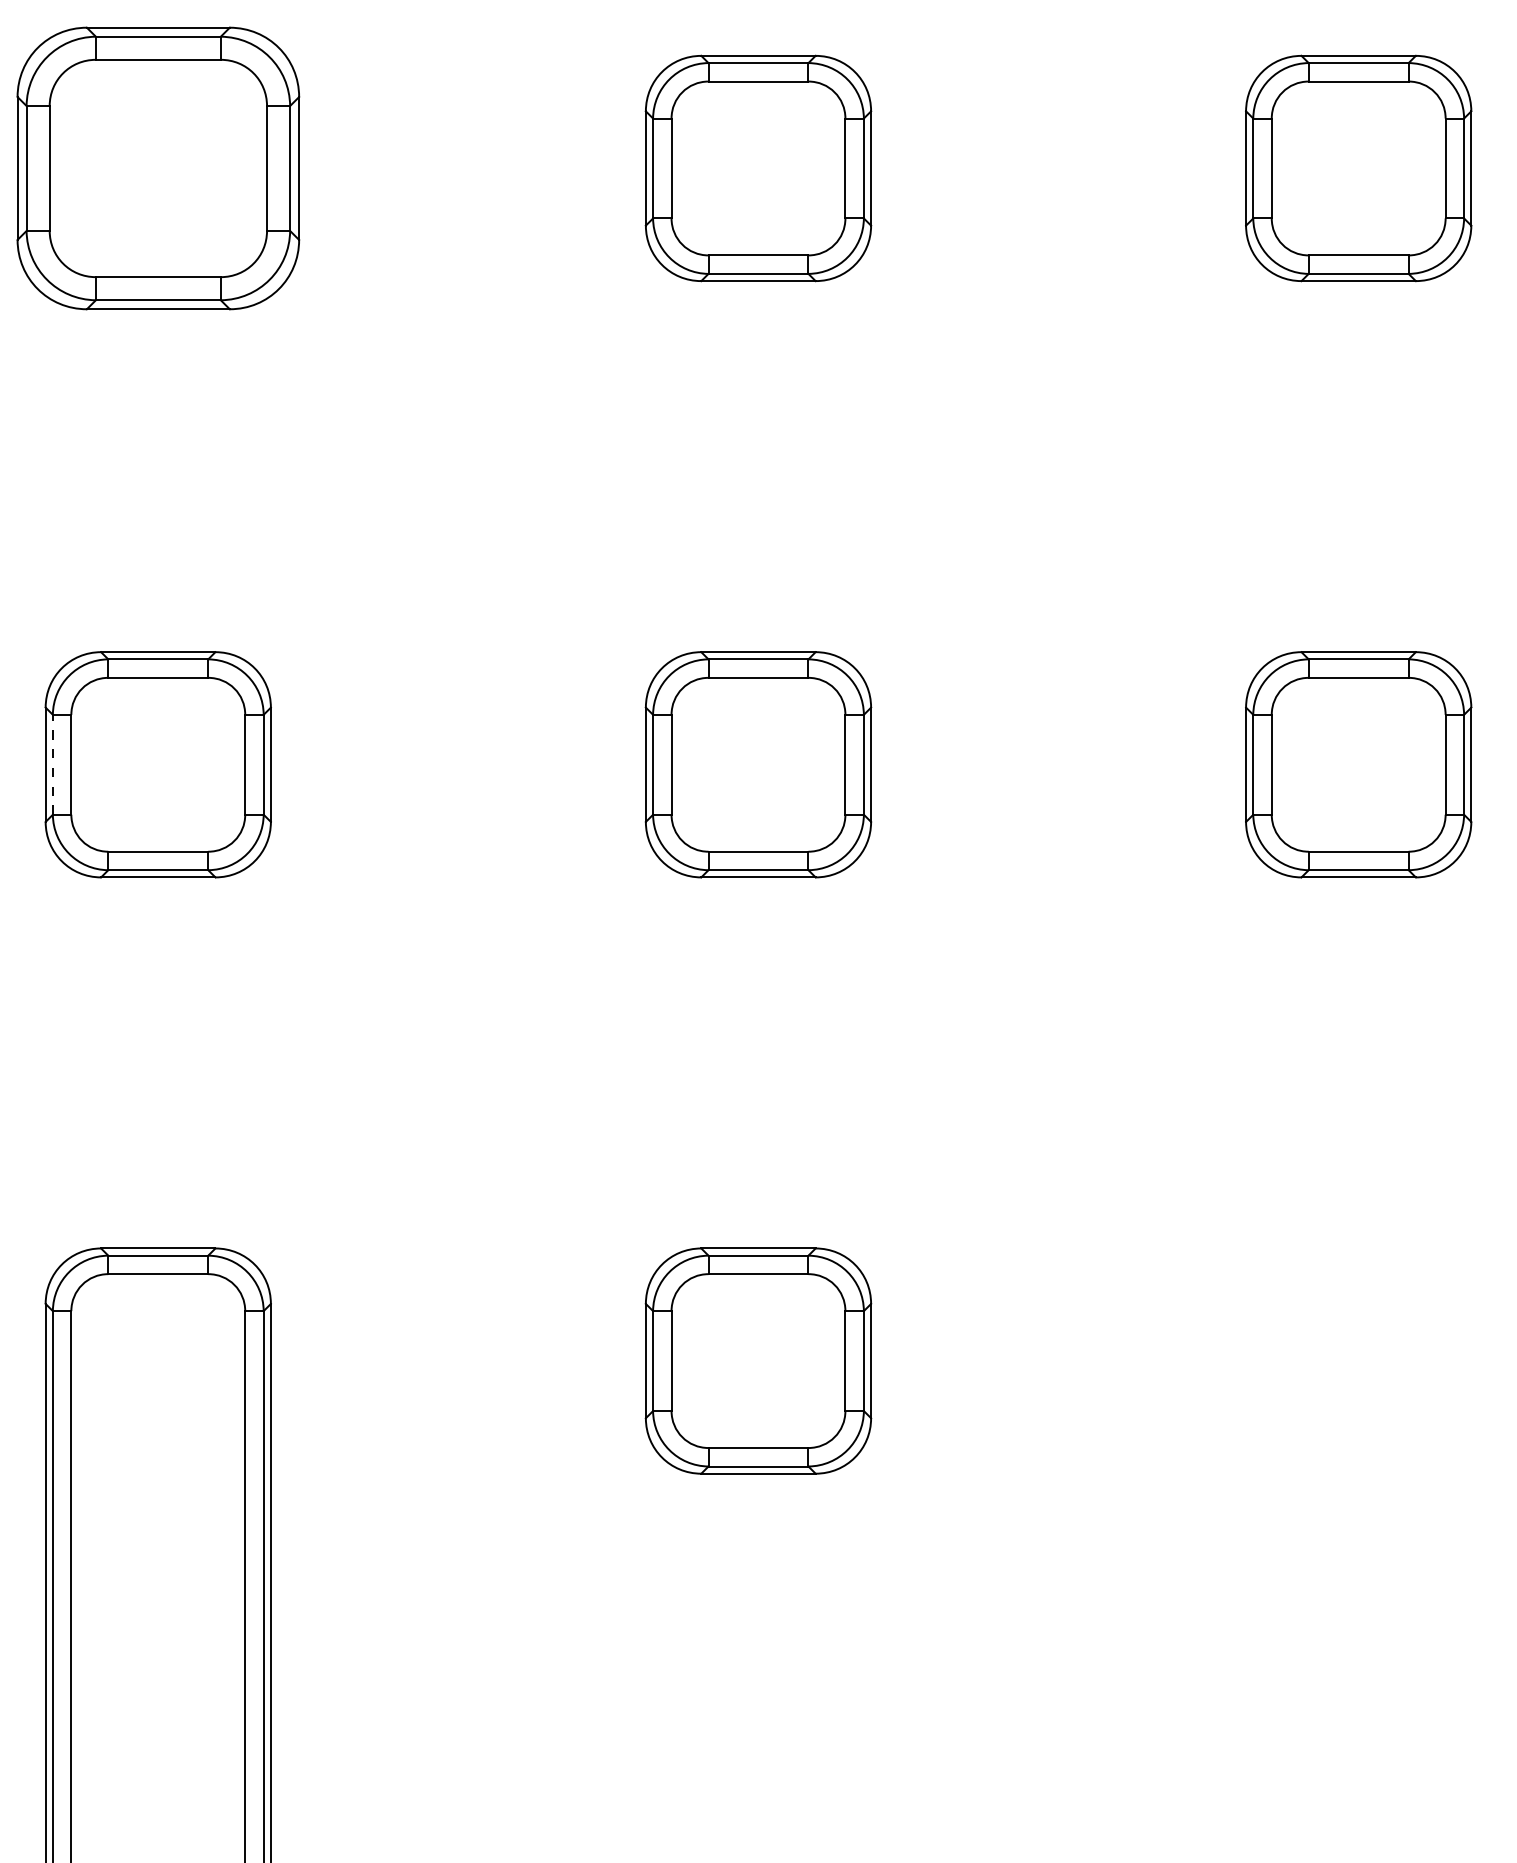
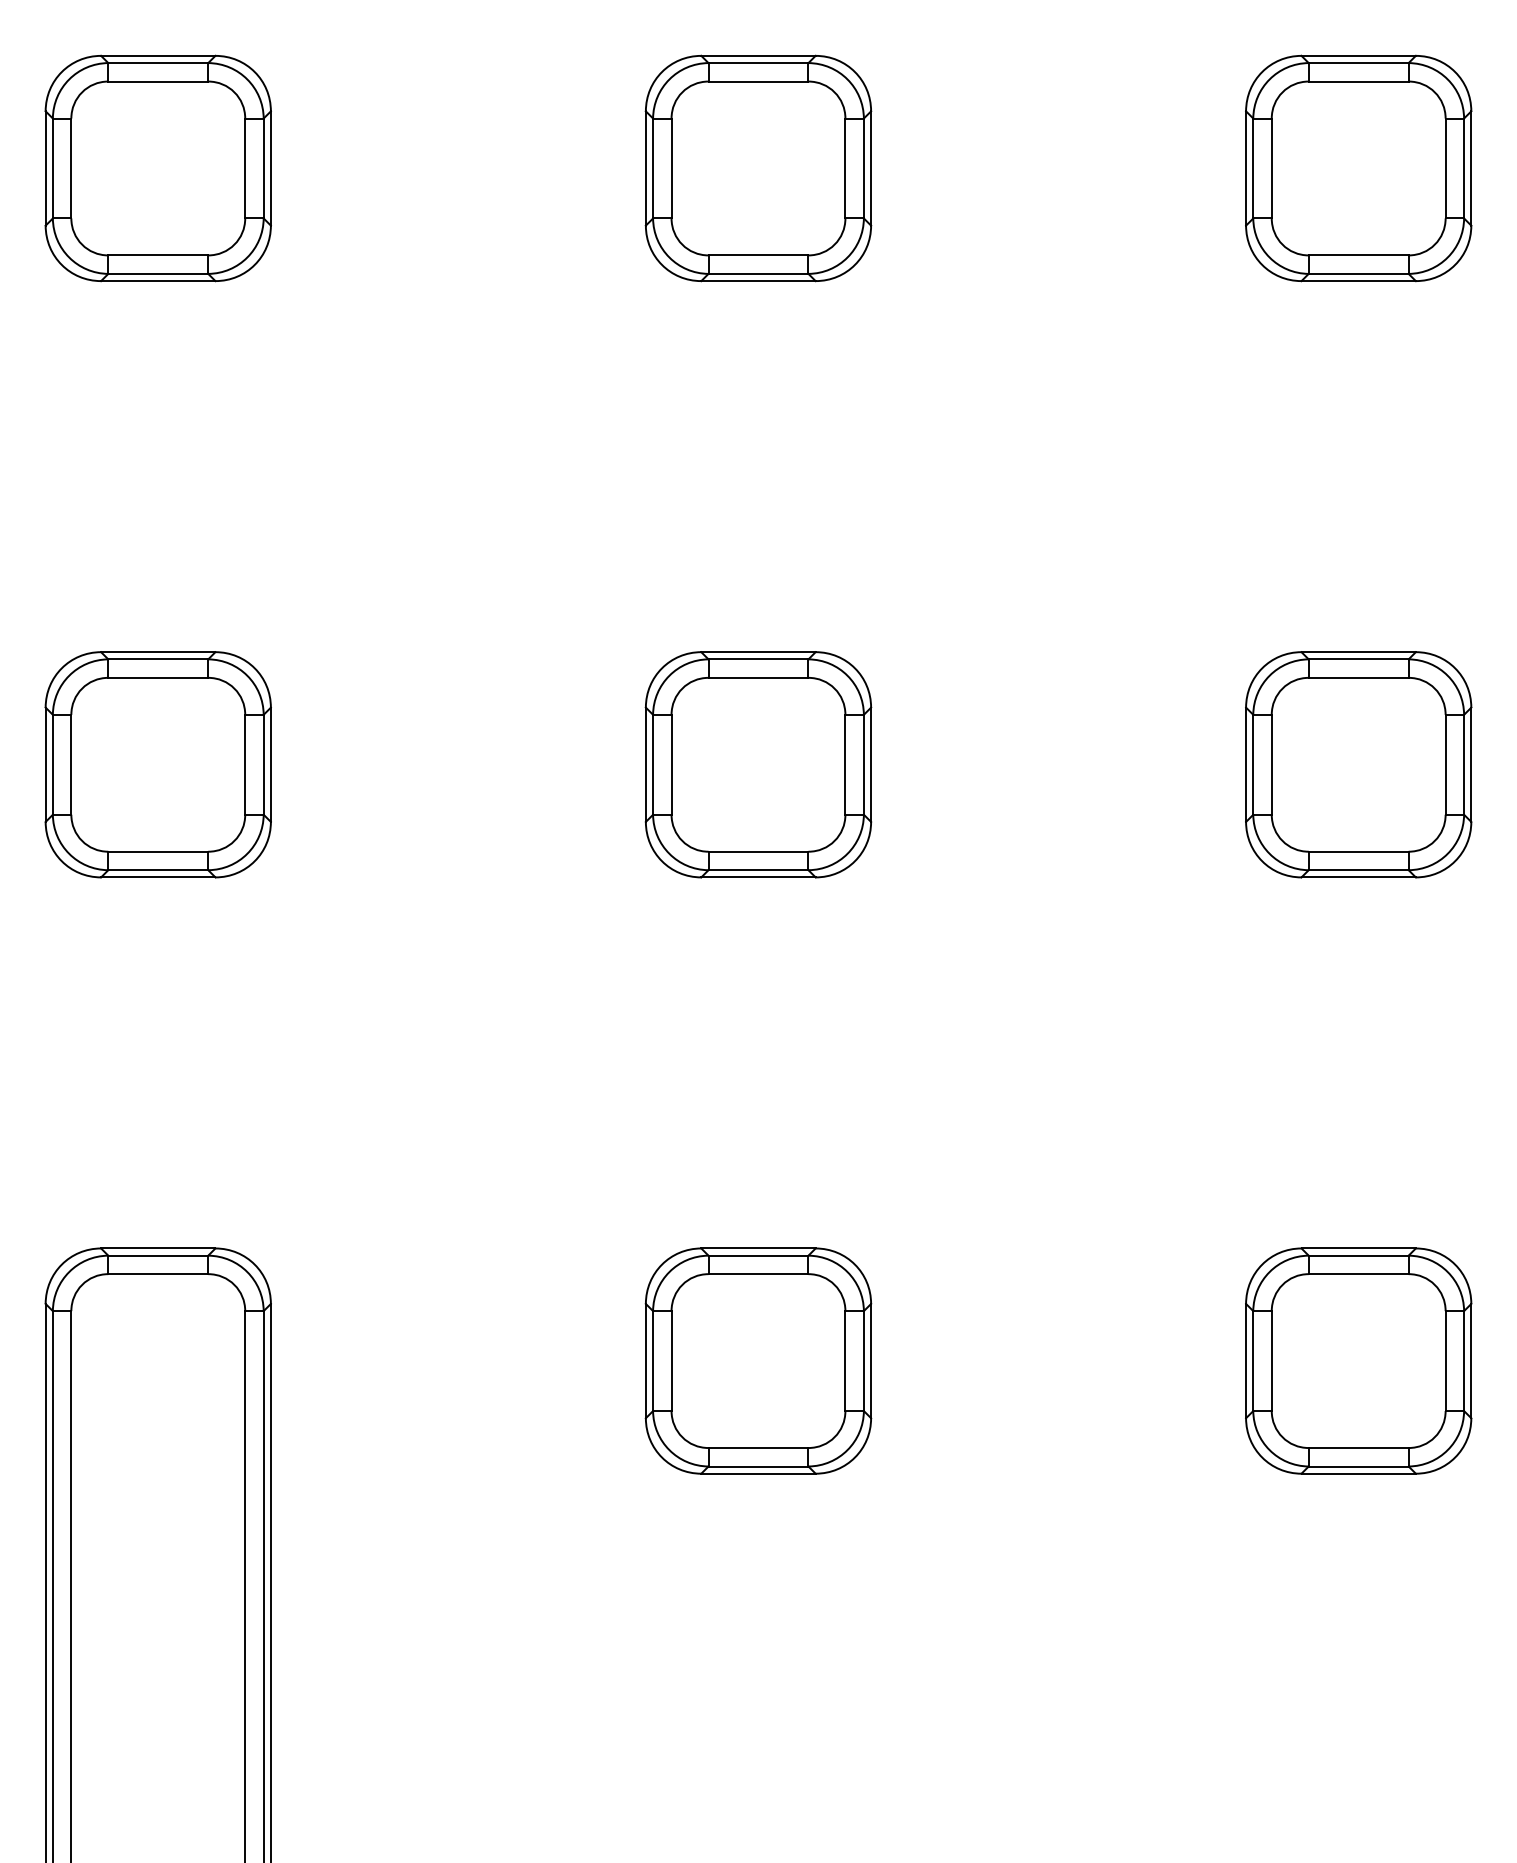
part size: 285x285 px -> 228x229 px (157, 168)
line: dashed -> solid (52, 764)
part: none -> present (1358, 1360)
